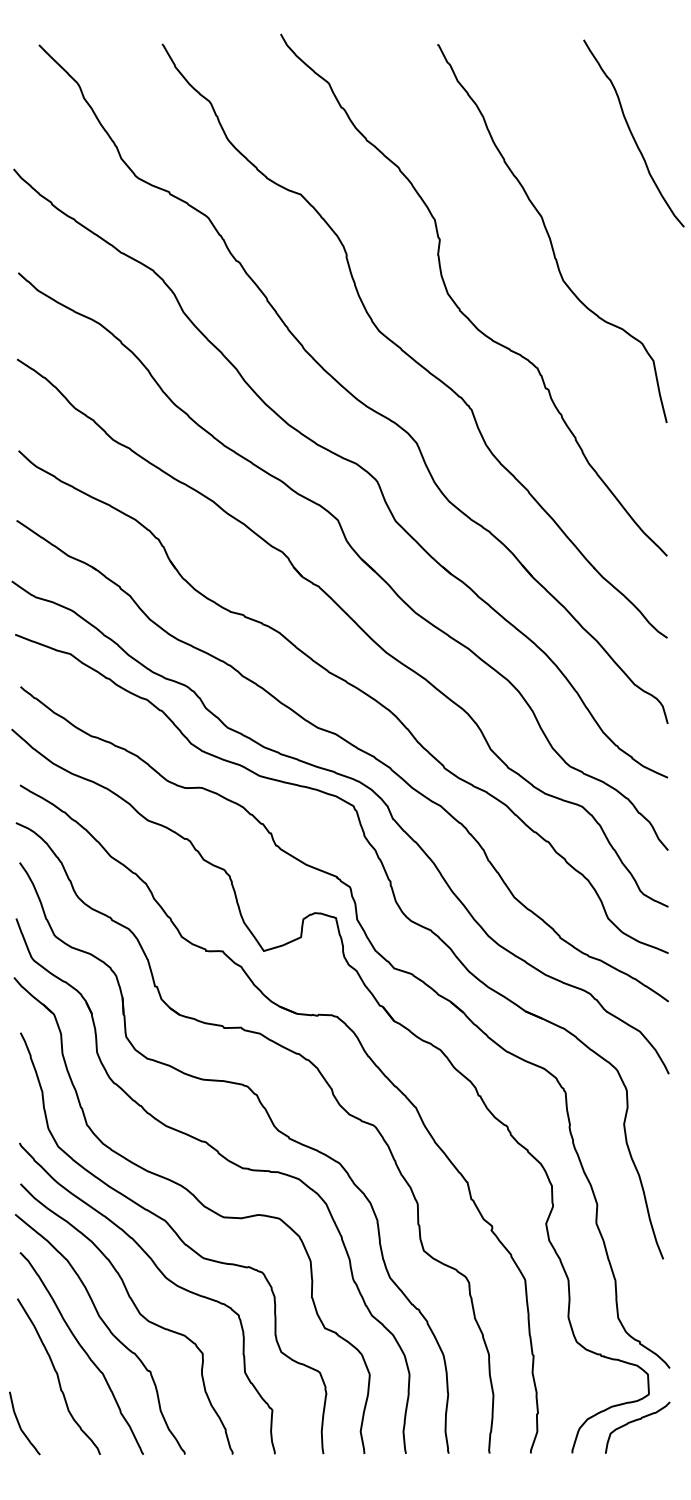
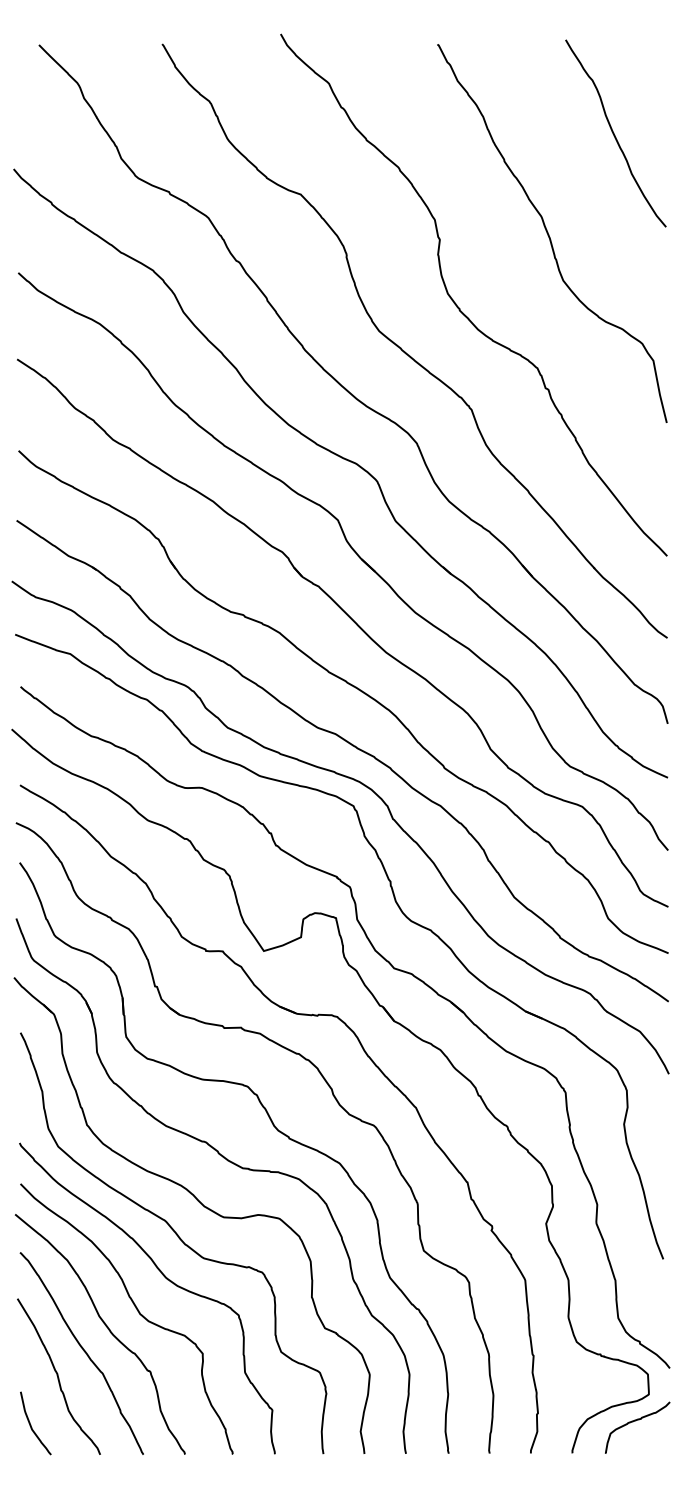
curve position: (632, 133) -> (614, 133) (614, 133)
curve position: (20, 1424) -> (31, 1424) (31, 1424)
